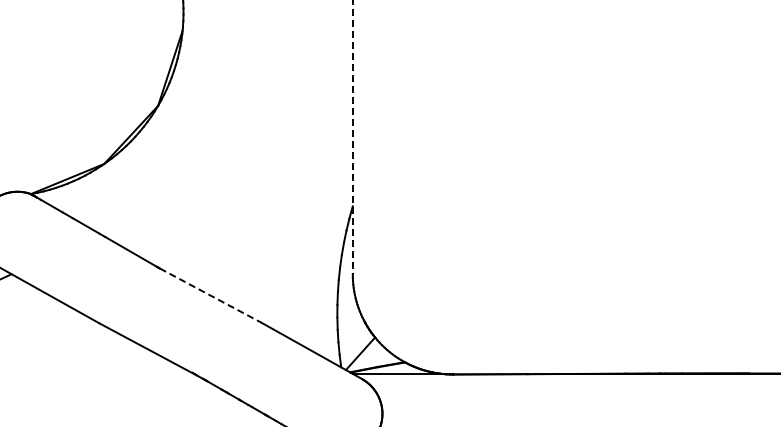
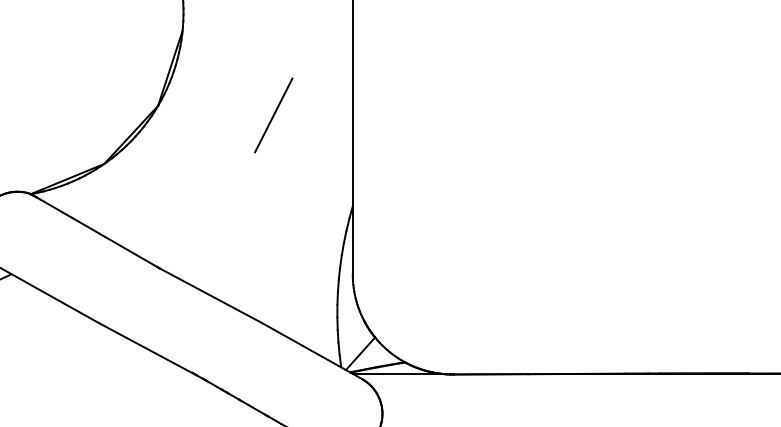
line: none -> present (273, 115)
line: dashed -> solid (352, 137)
line: dashed -> solid (210, 295)
